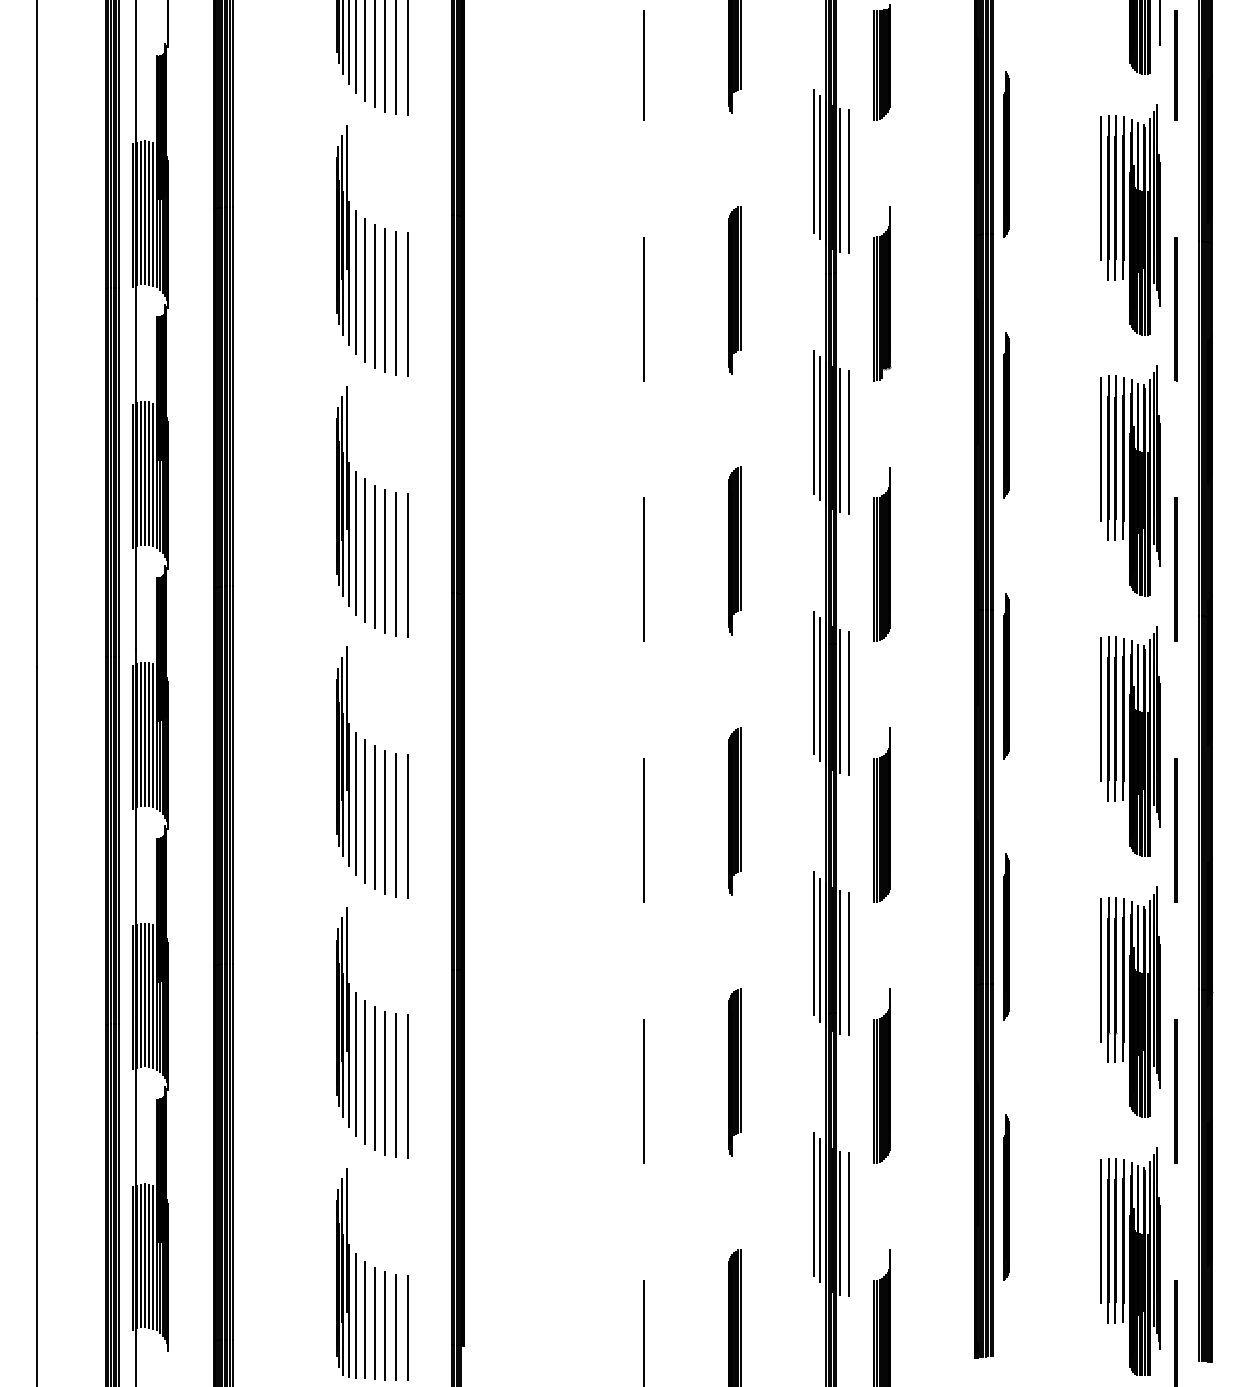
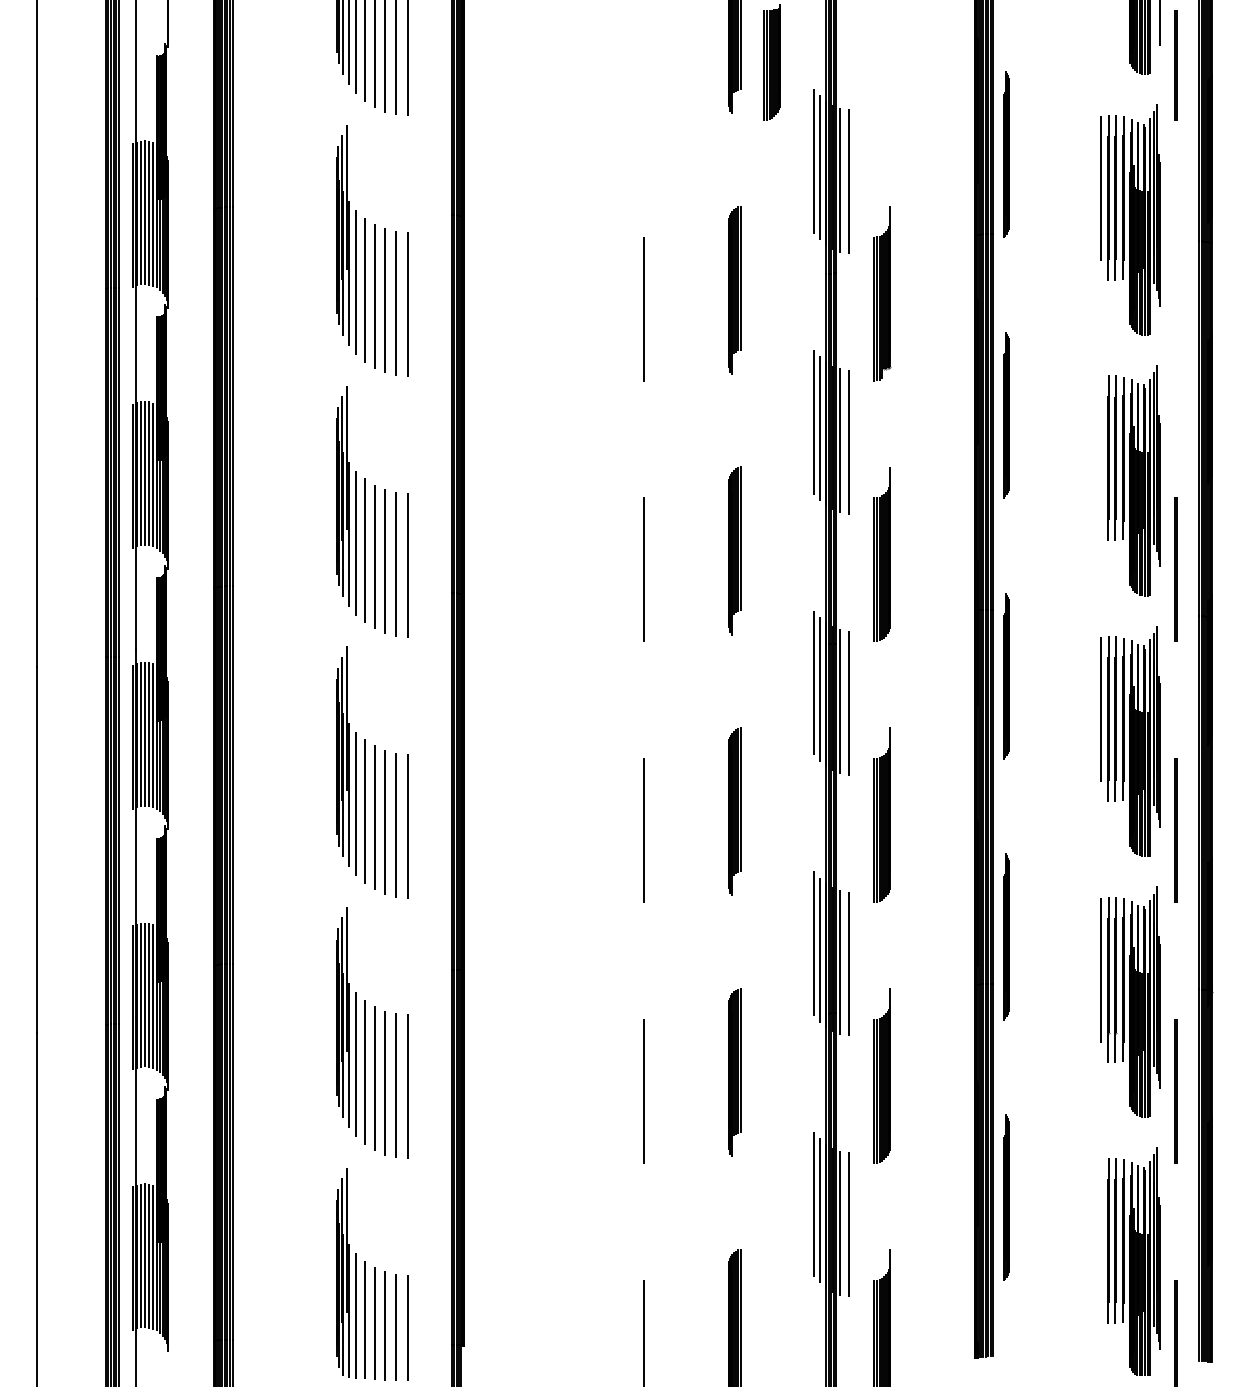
part position: (881, 62) -> (771, 62) (771, 62)
line: present -> none (644, 65)
line: present -> none (1175, 309)
line: present -> none (1100, 448)
line: present -> none (1100, 1230)
